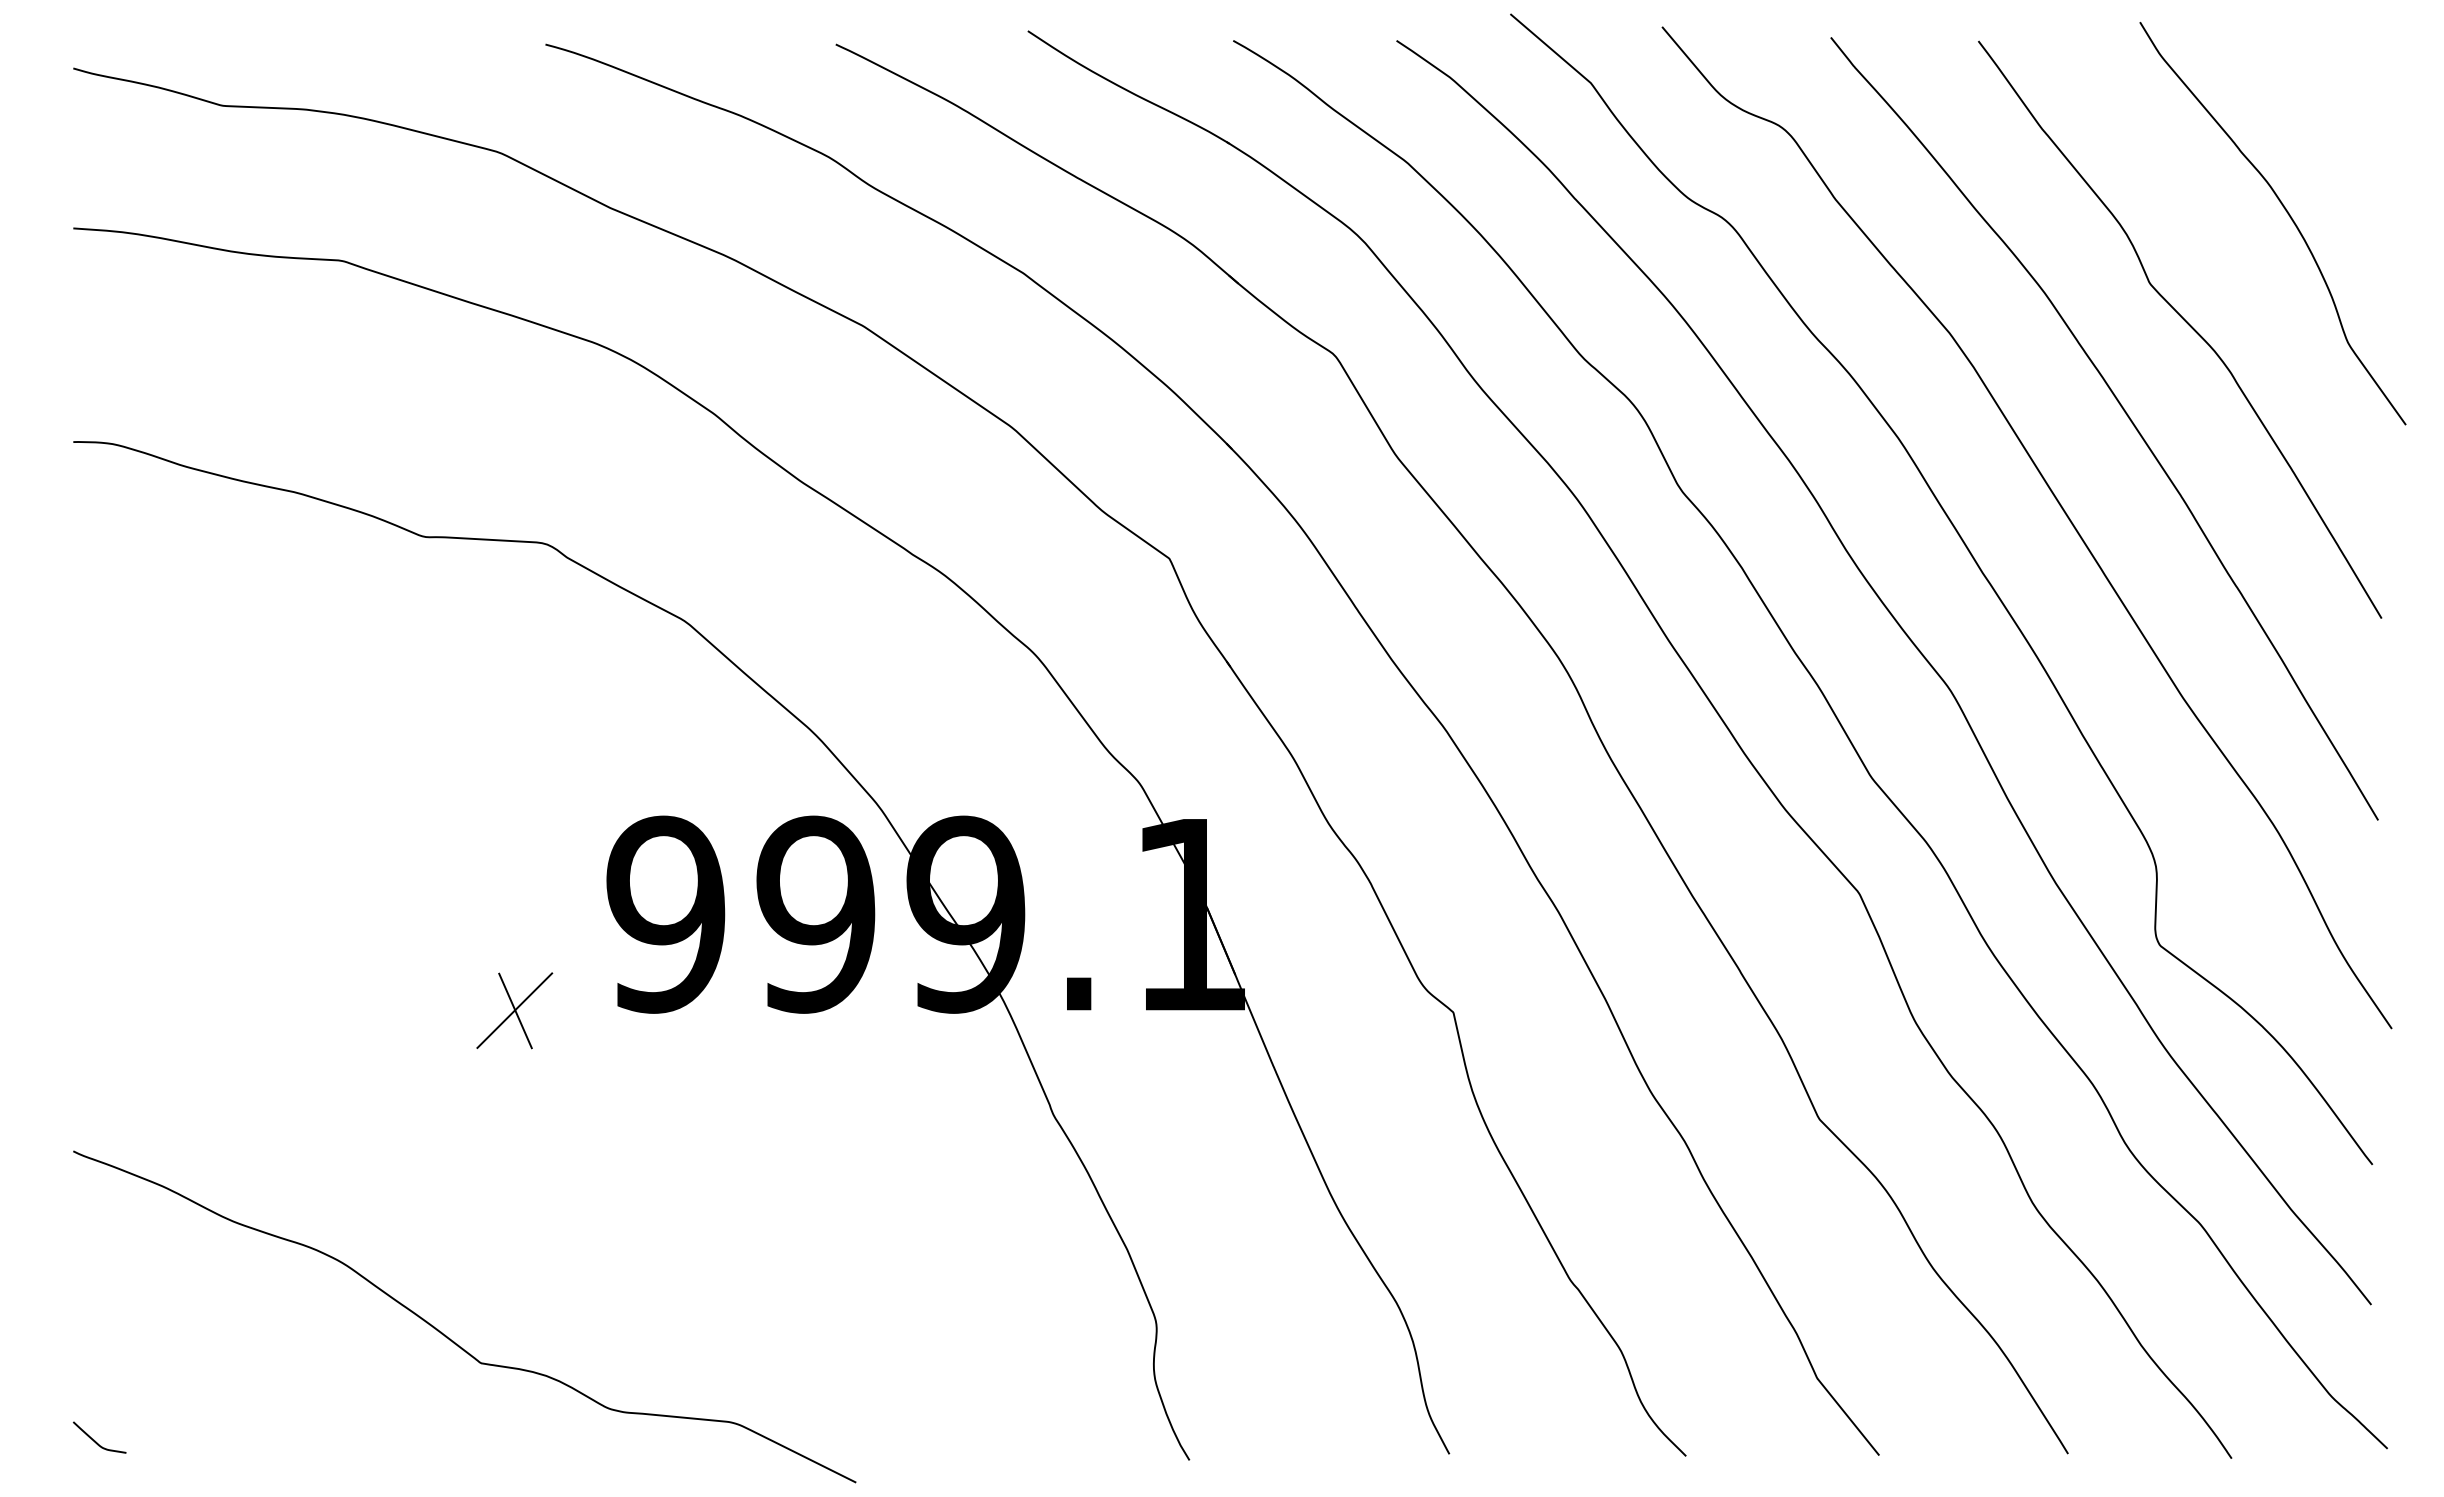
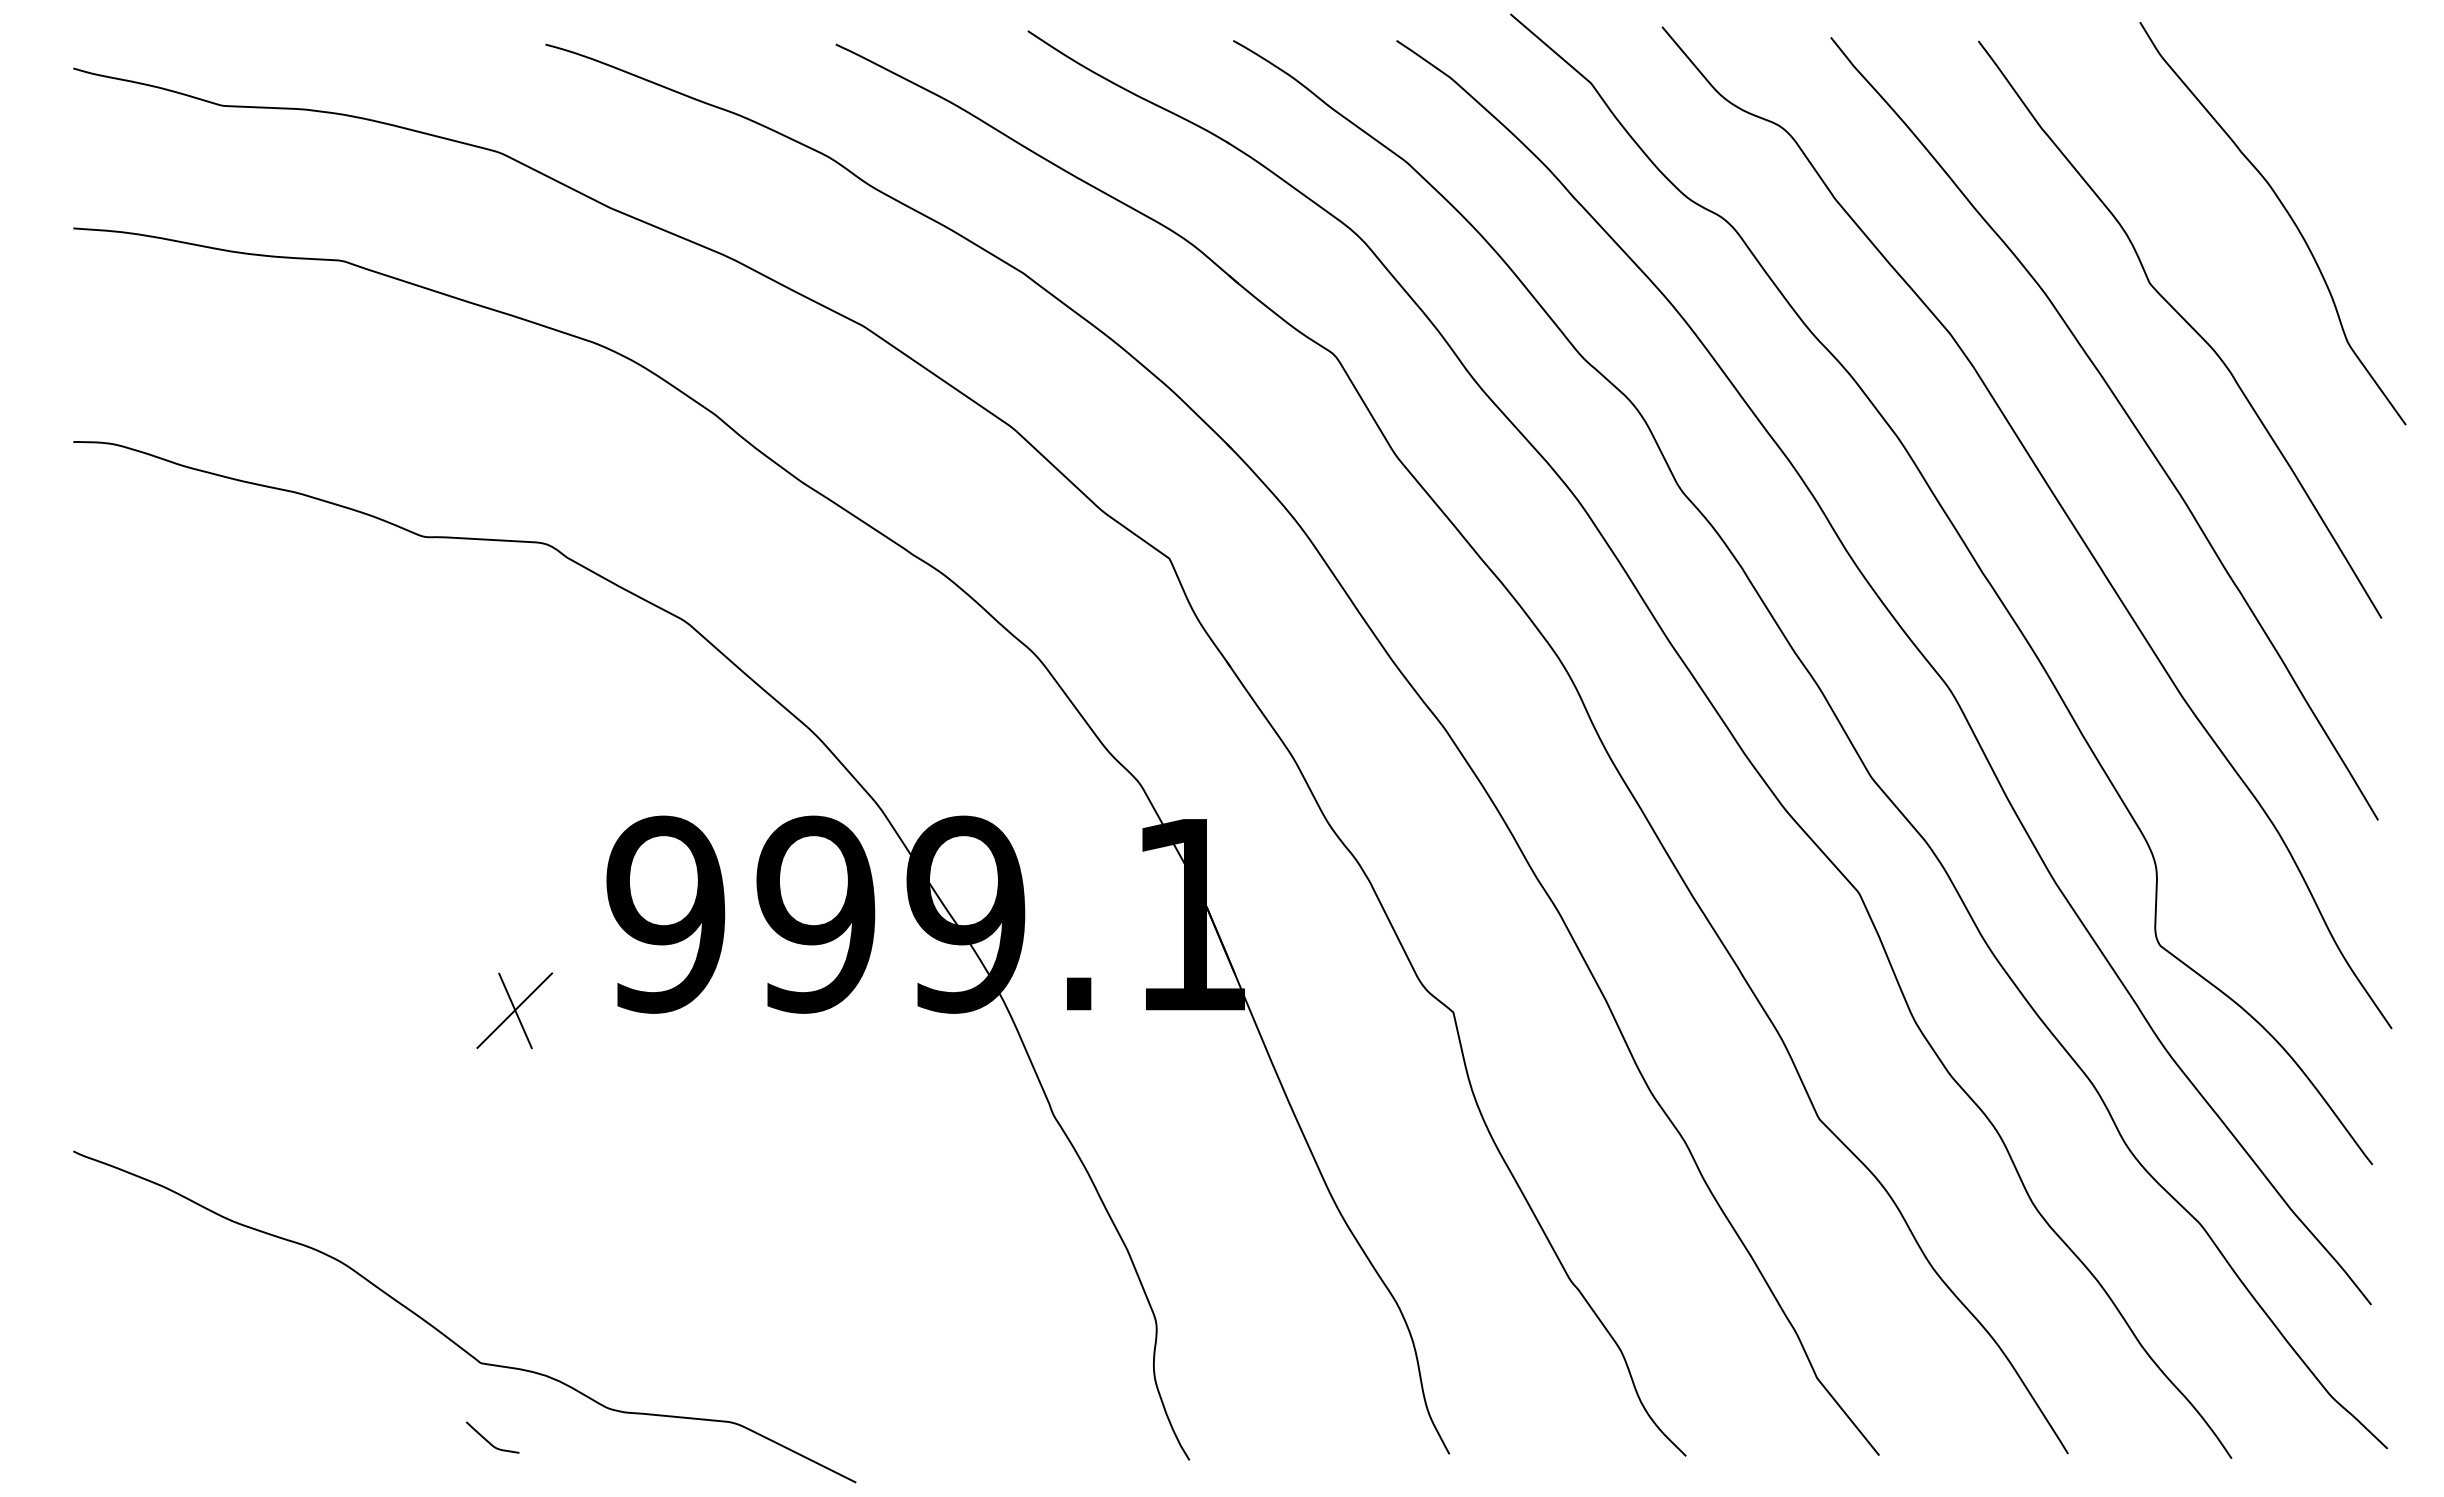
curve position: (95, 1440) -> (488, 1440) (488, 1440)
